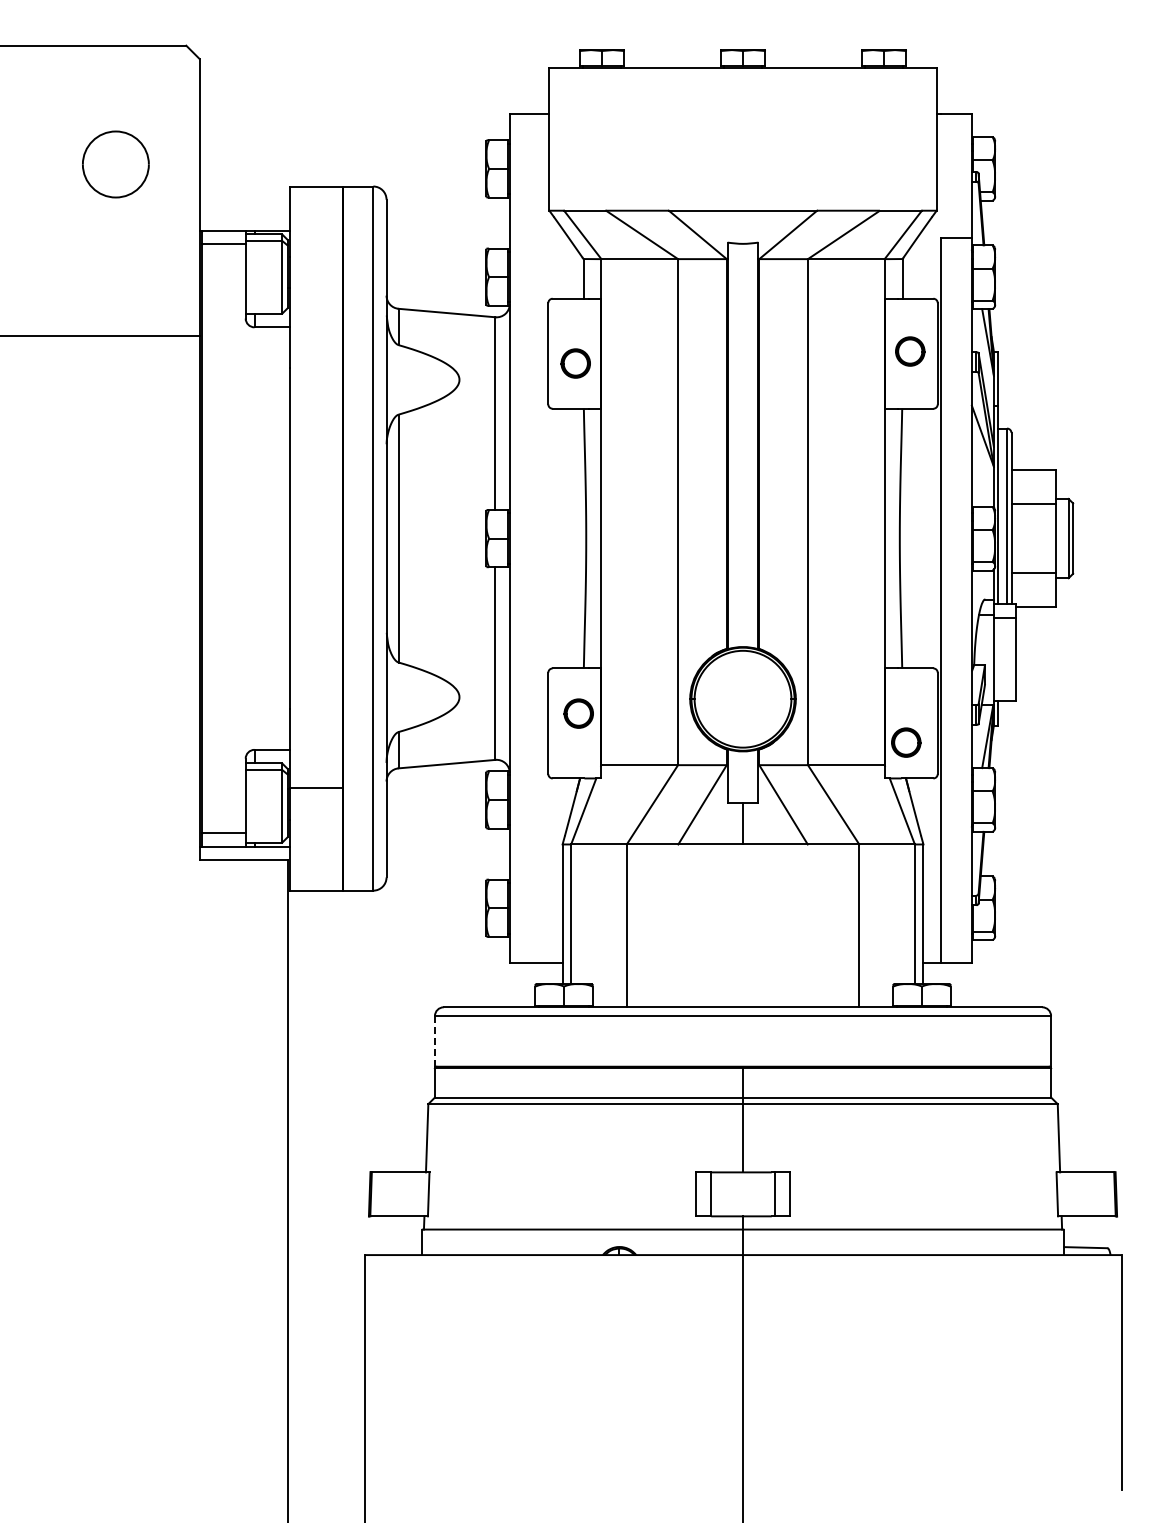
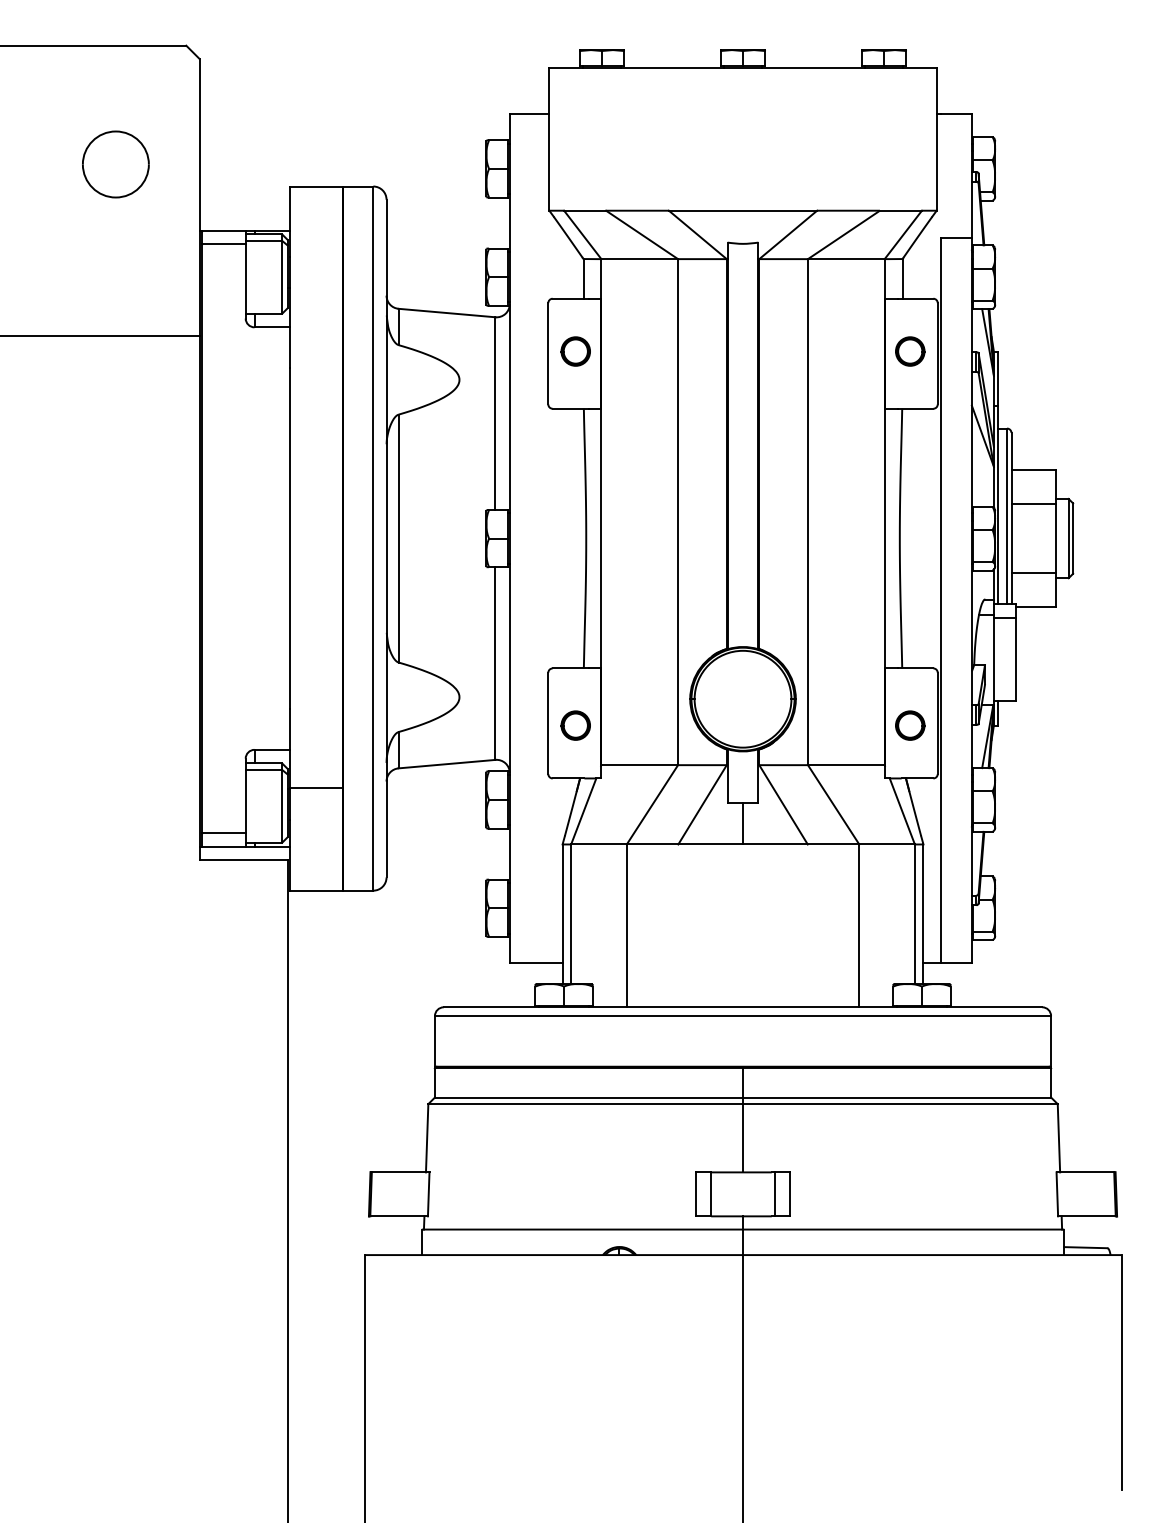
part position: (575, 363) -> (575, 351) (575, 351)
part position: (578, 713) -> (575, 725) (575, 725)
part position: (906, 742) -> (910, 725) (910, 725)
line: dashed -> solid (434, 1040)
